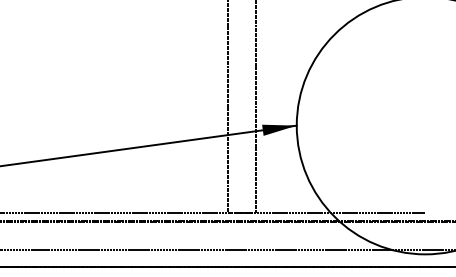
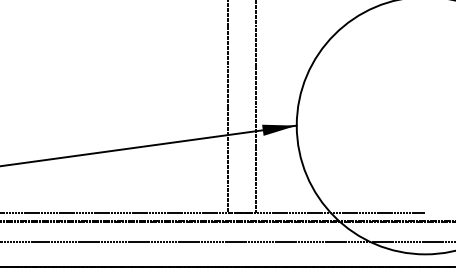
line position: (227, 250) -> (227, 242) (227, 242)
